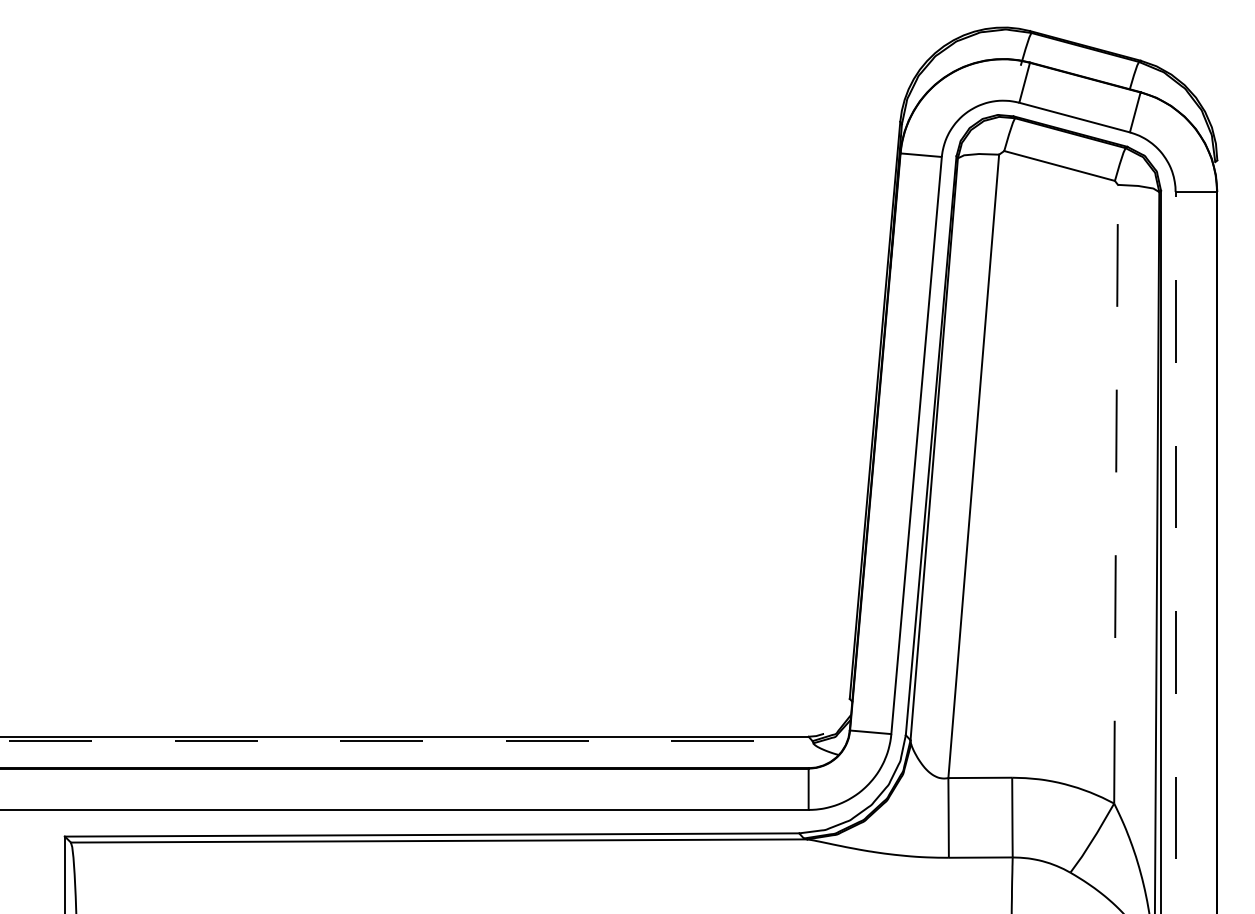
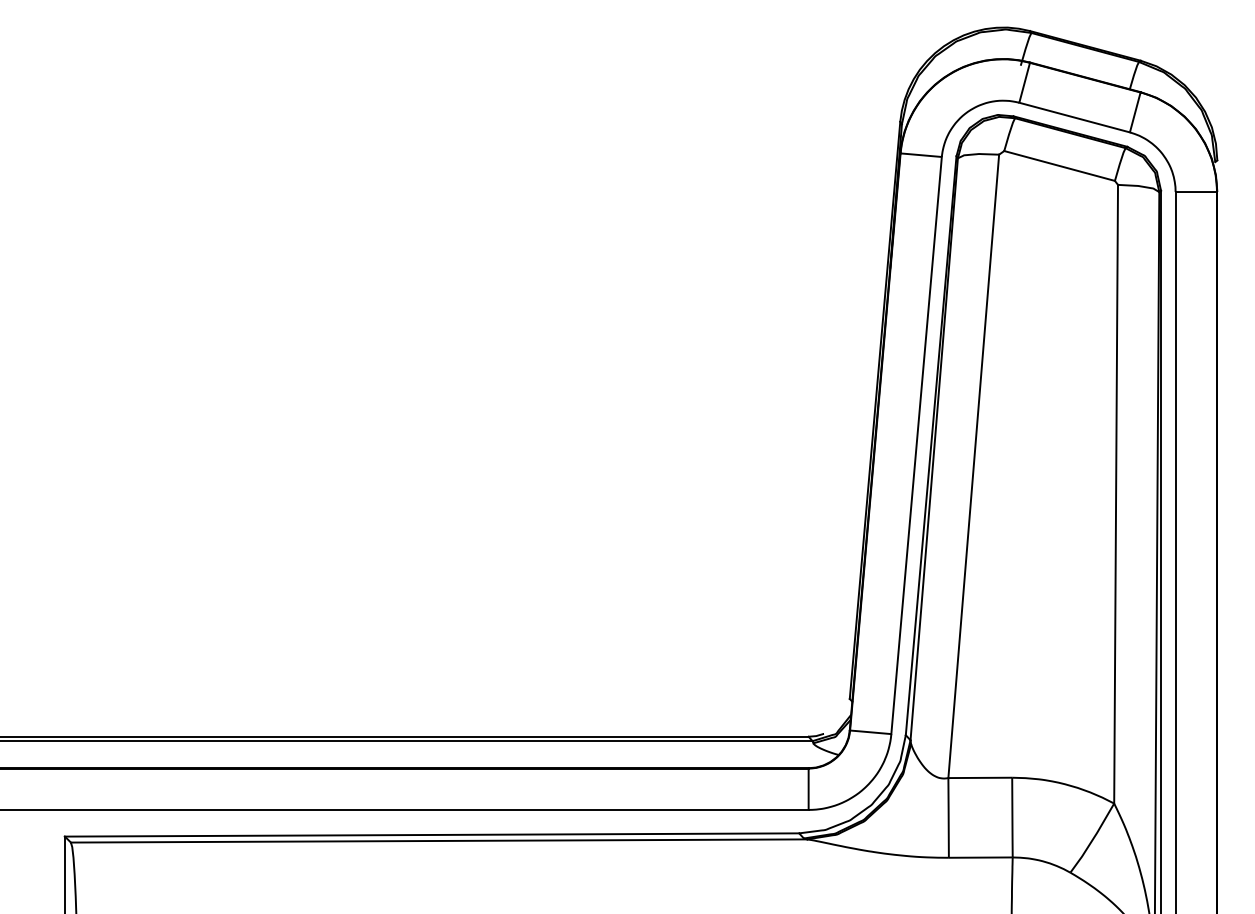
line: dashed -> solid (1116, 493)
line: dashed -> solid (1175, 552)
line: dashed -> solid (406, 741)
